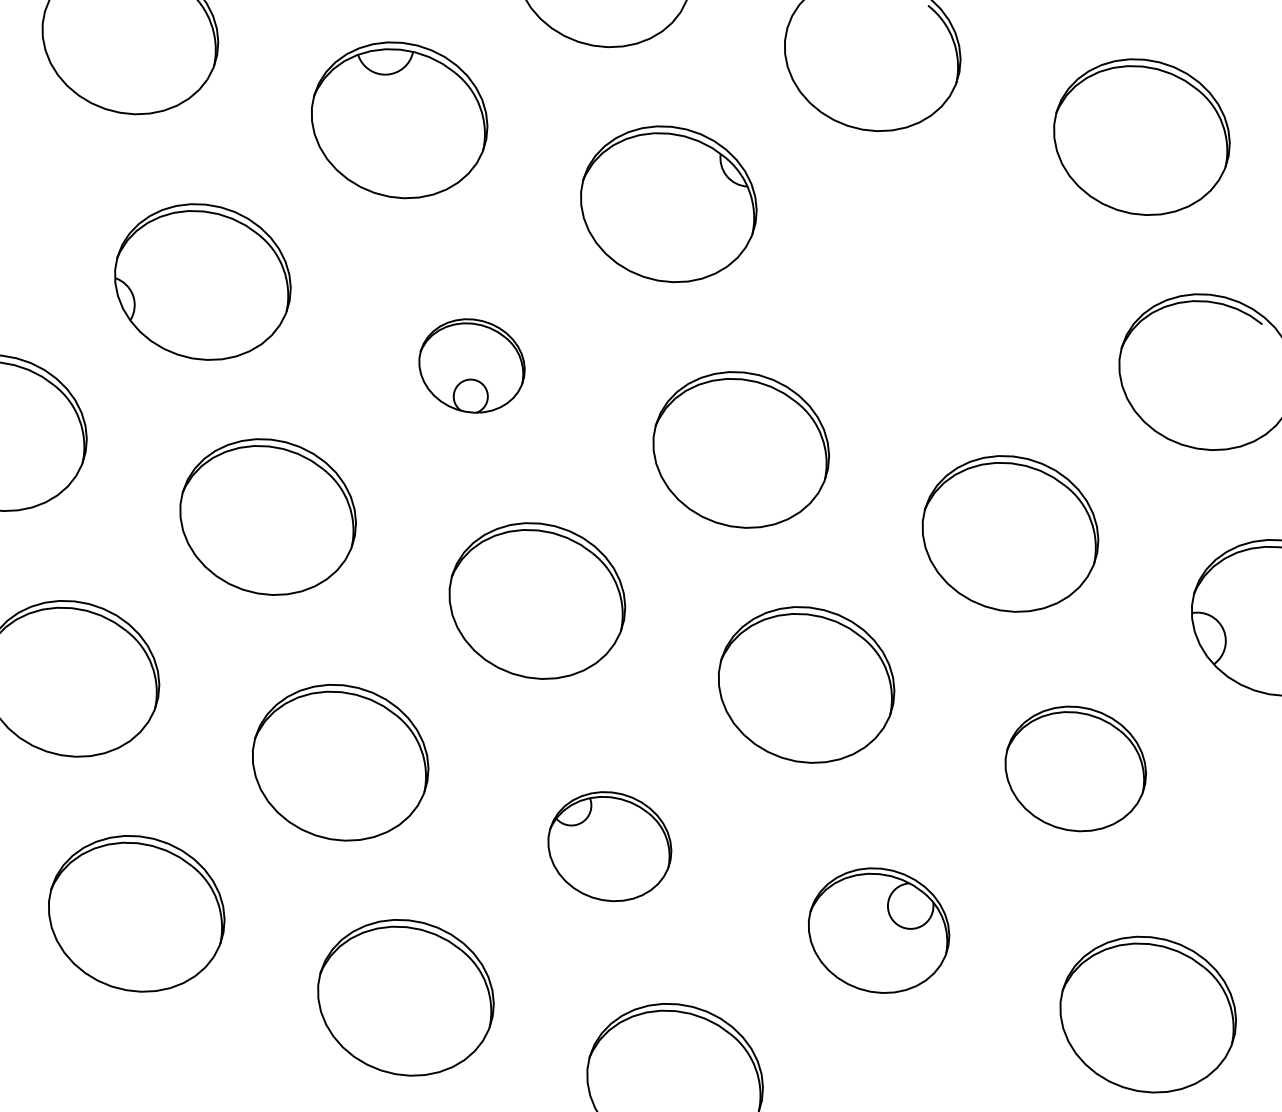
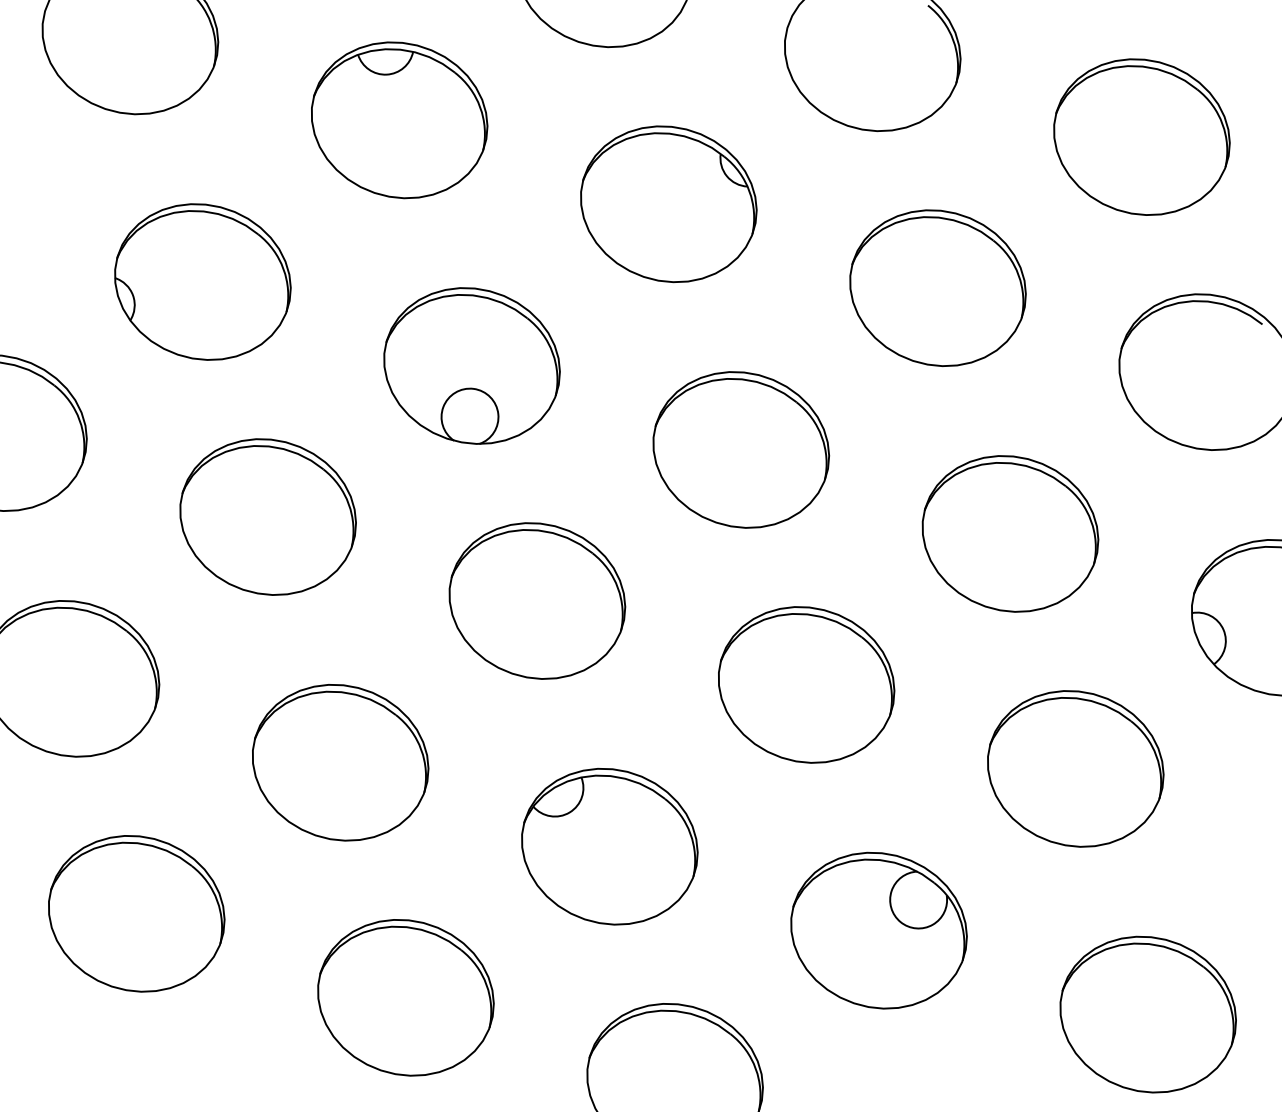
part: none -> present (937, 287)
part size: 108x96 px -> 178x158 px (471, 365)
part size: 143x128 px -> 178x158 px (1075, 768)
part size: 126x112 px -> 178x159 px (609, 846)
part size: 143x127 px -> 178x159 px (878, 930)
